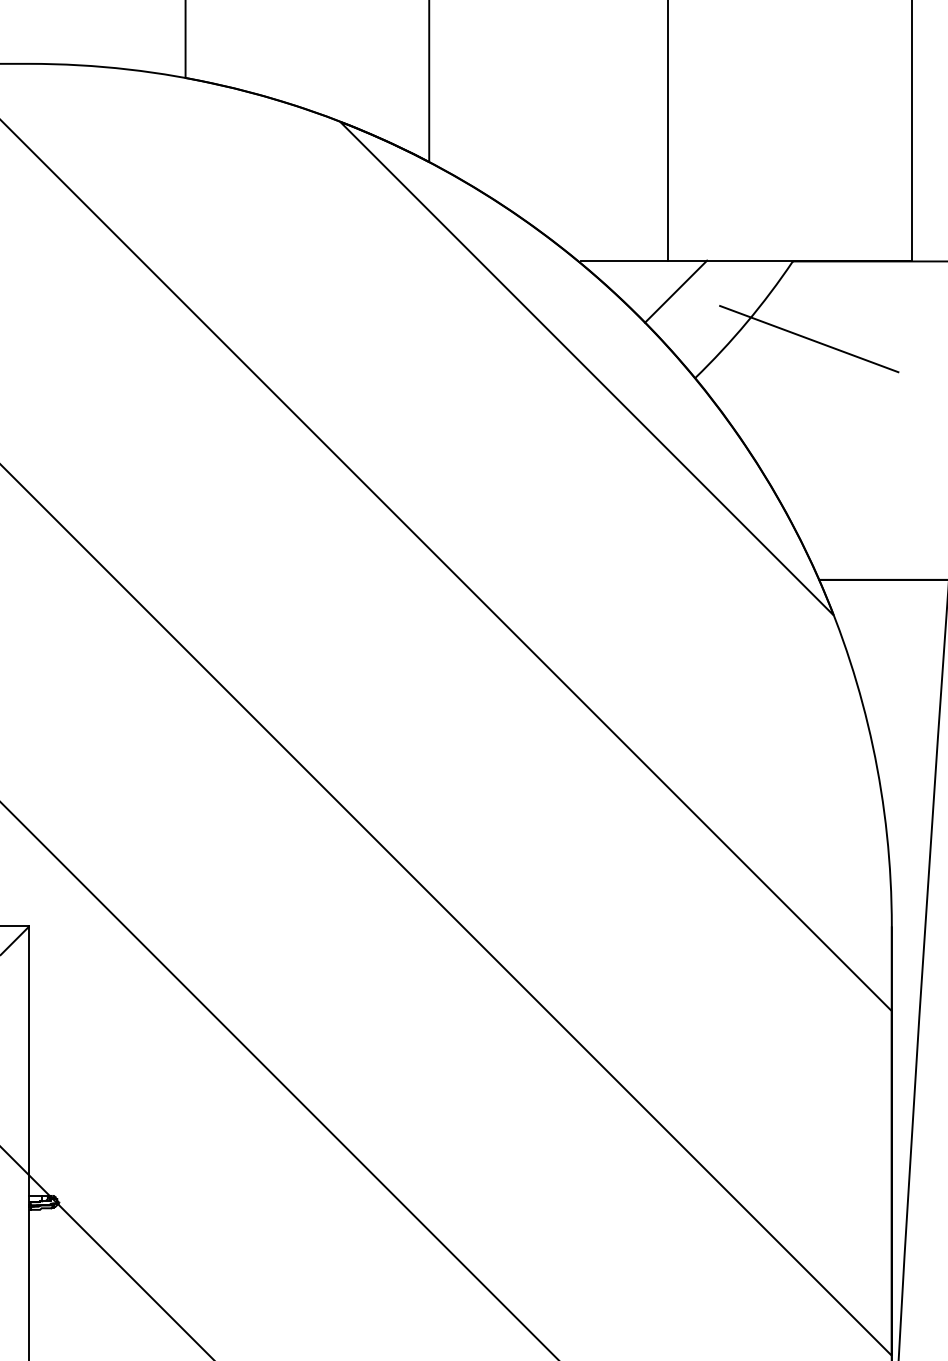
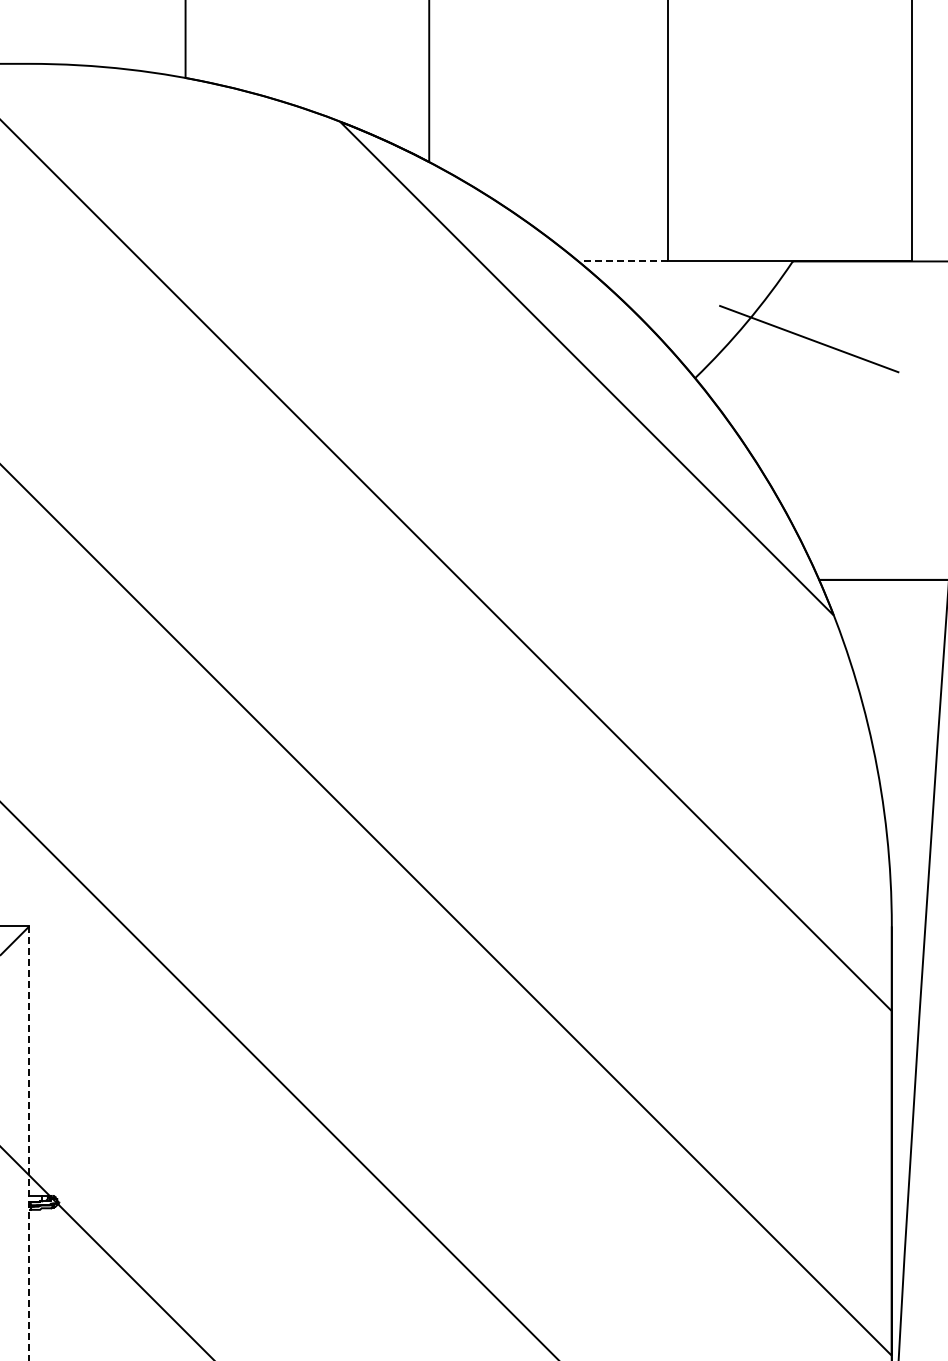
line: solid -> dashed (624, 261)
line: present -> none (676, 291)
line: solid -> dashed (29, 1143)
